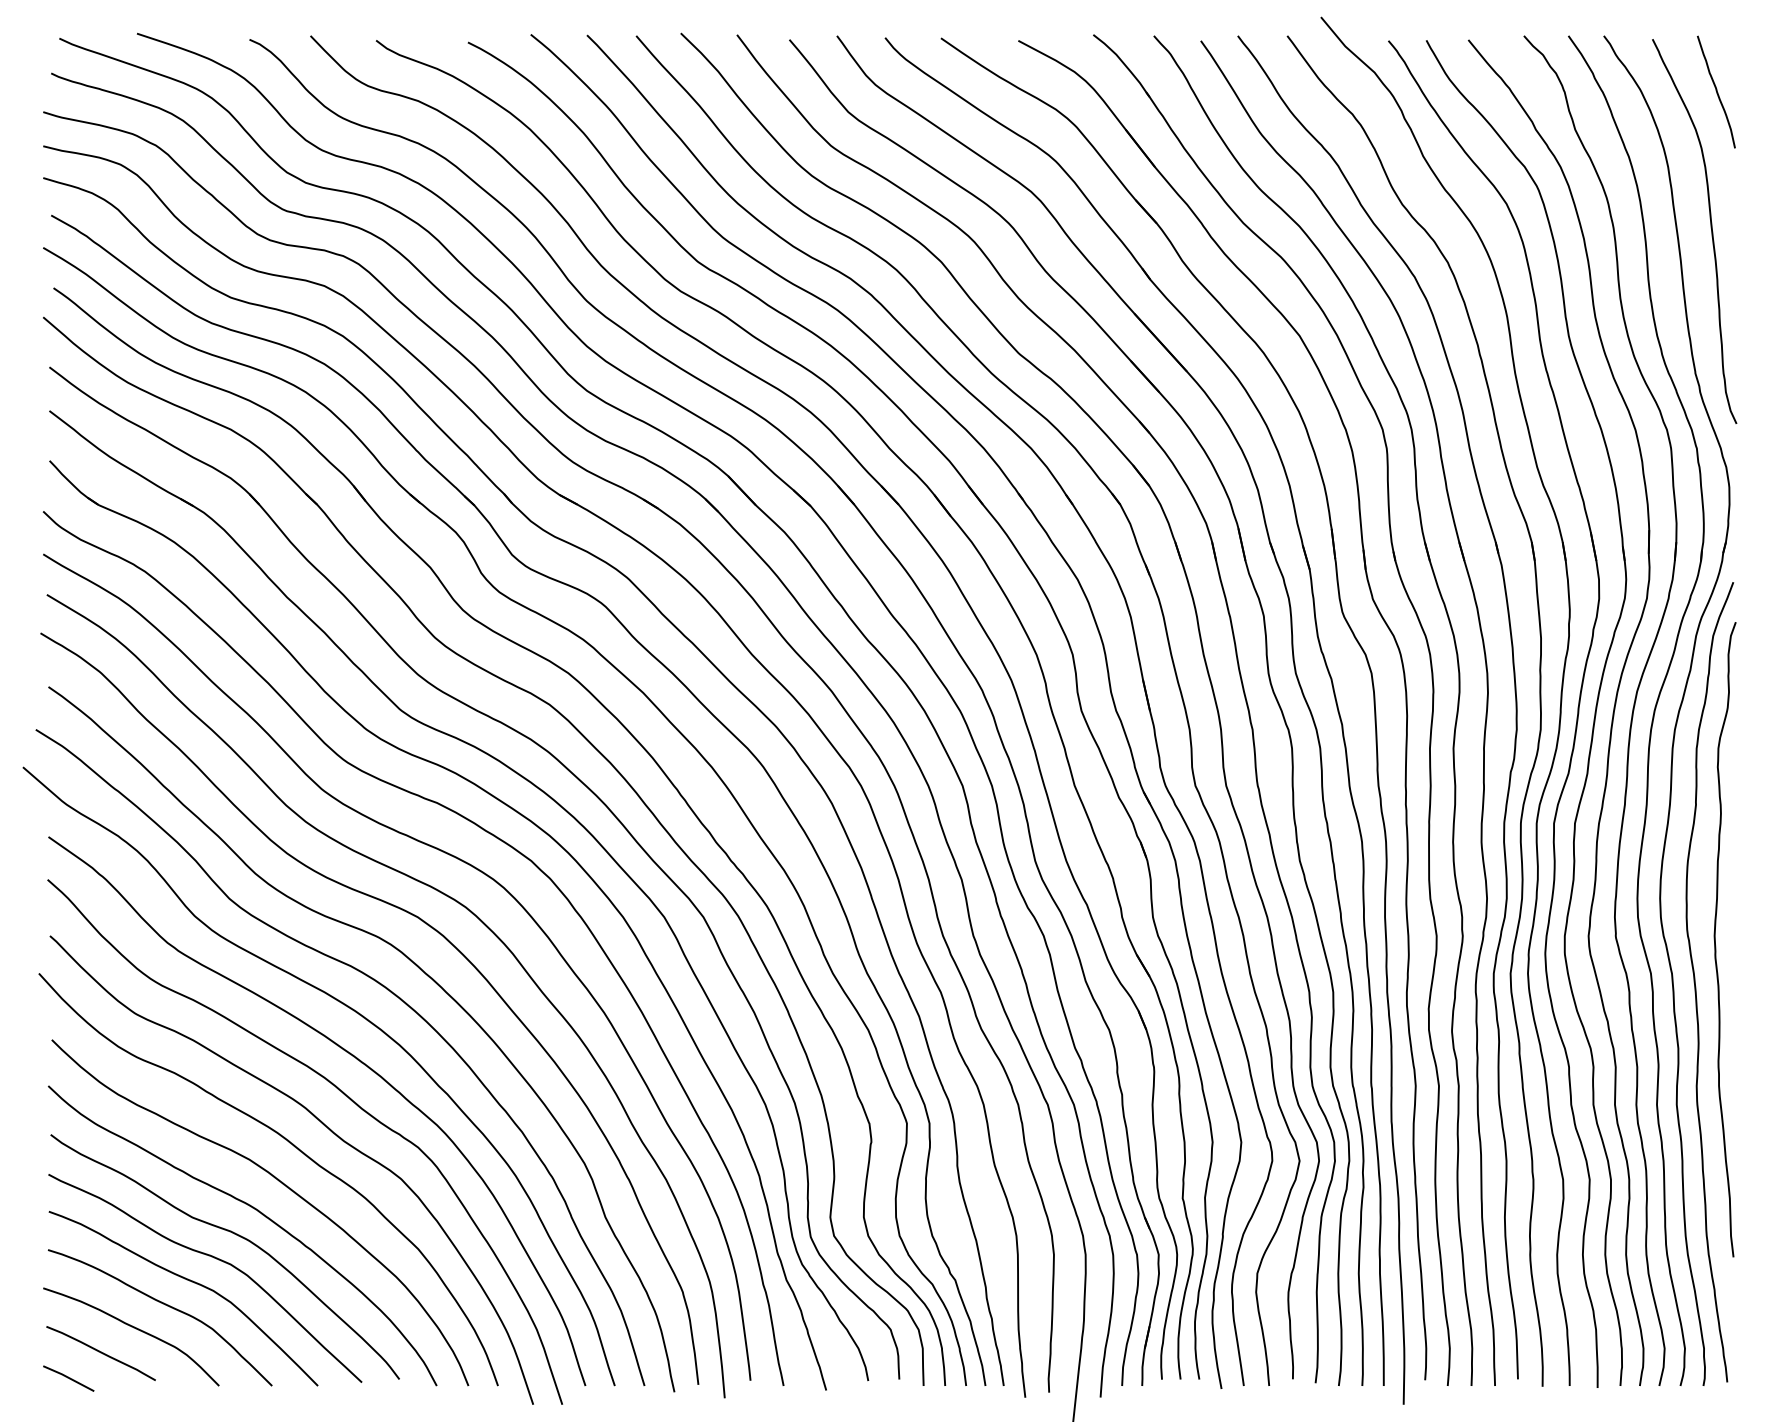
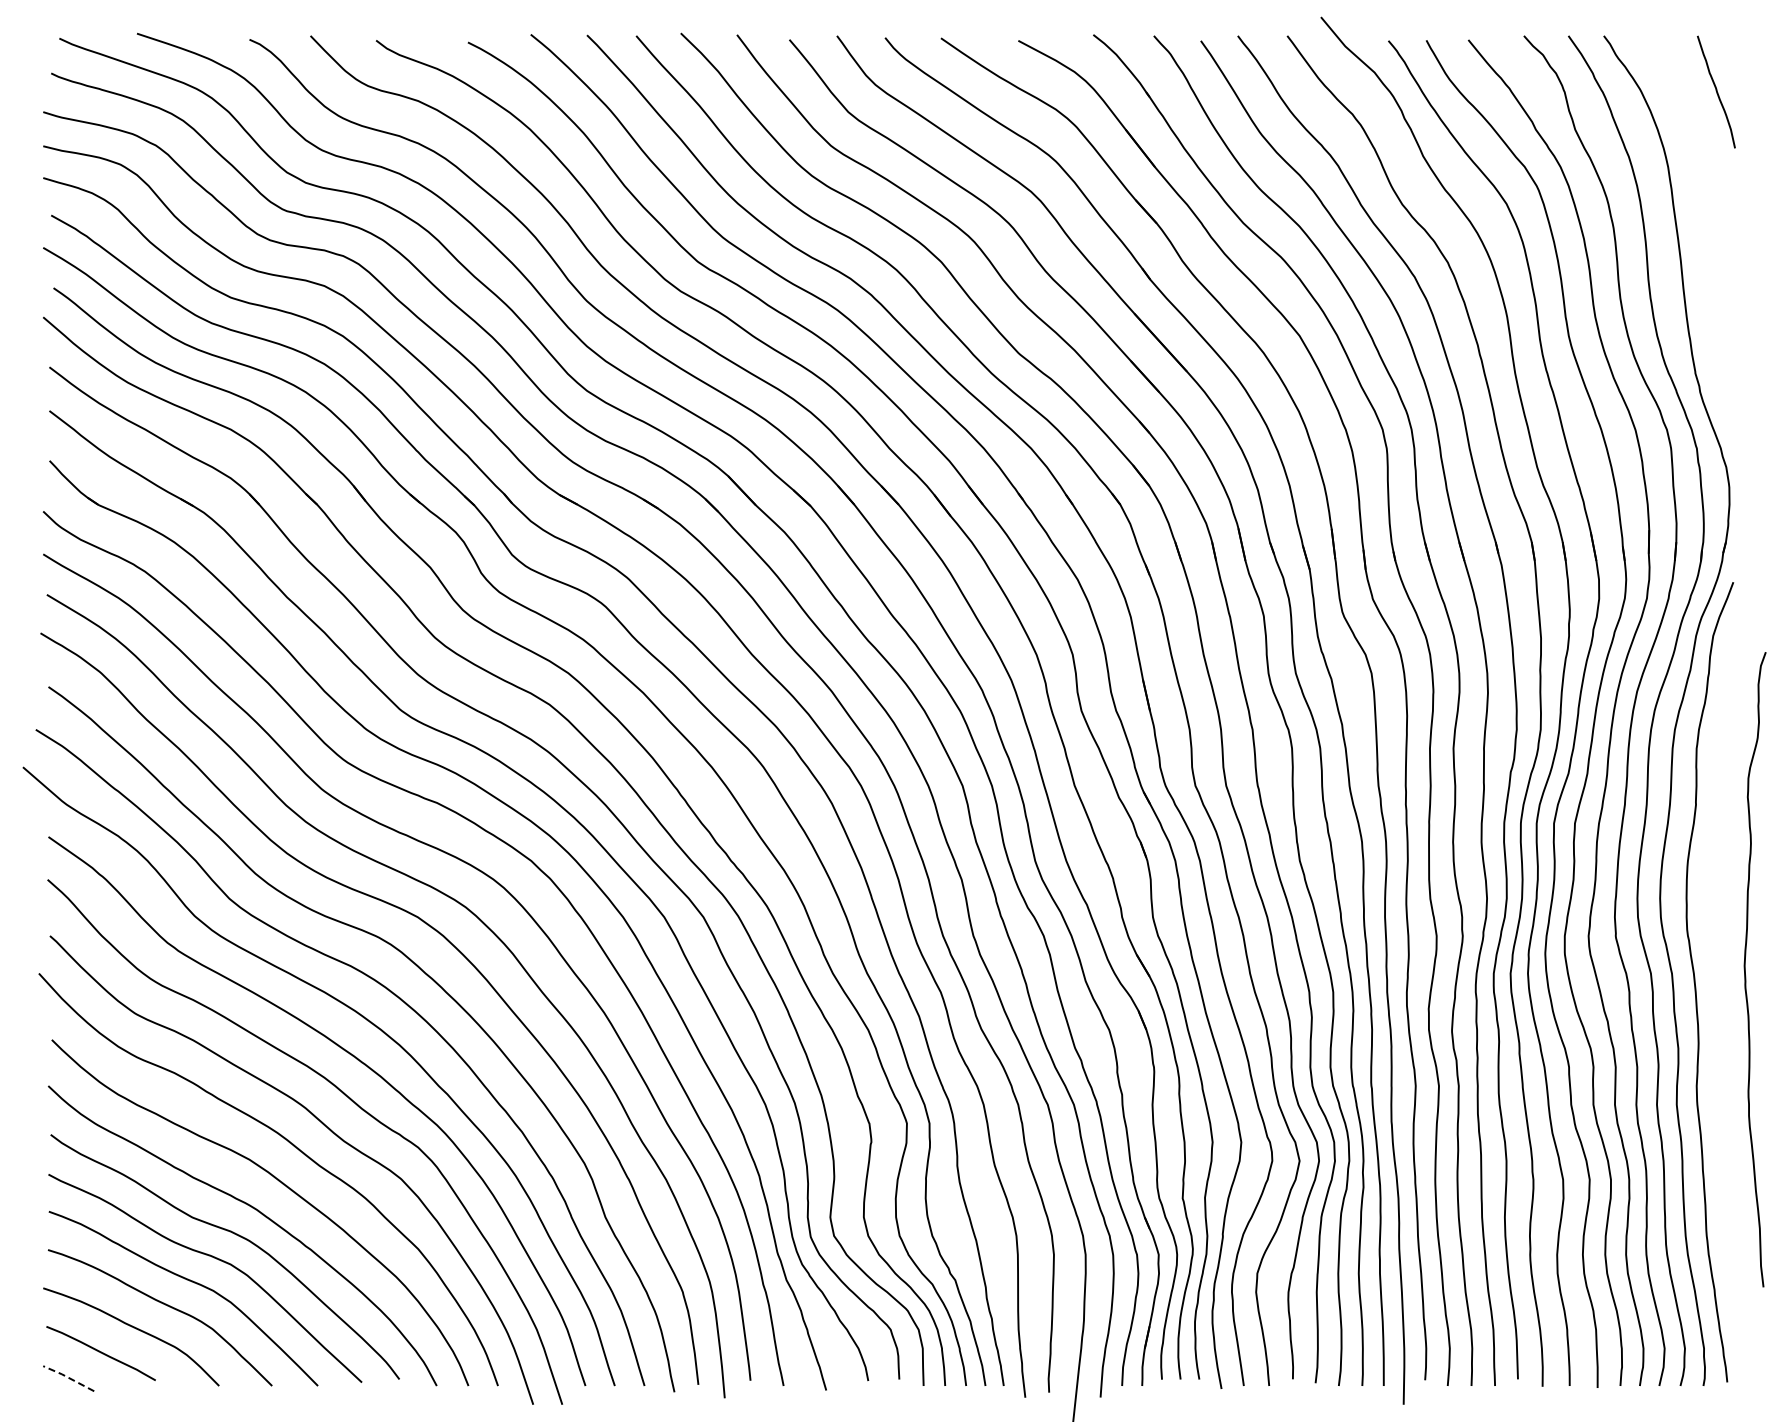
curve: present -> none (1710, 228)
curve position: (1715, 939) -> (1745, 969) (1745, 969)
line: solid -> dashed (68, 1377)
